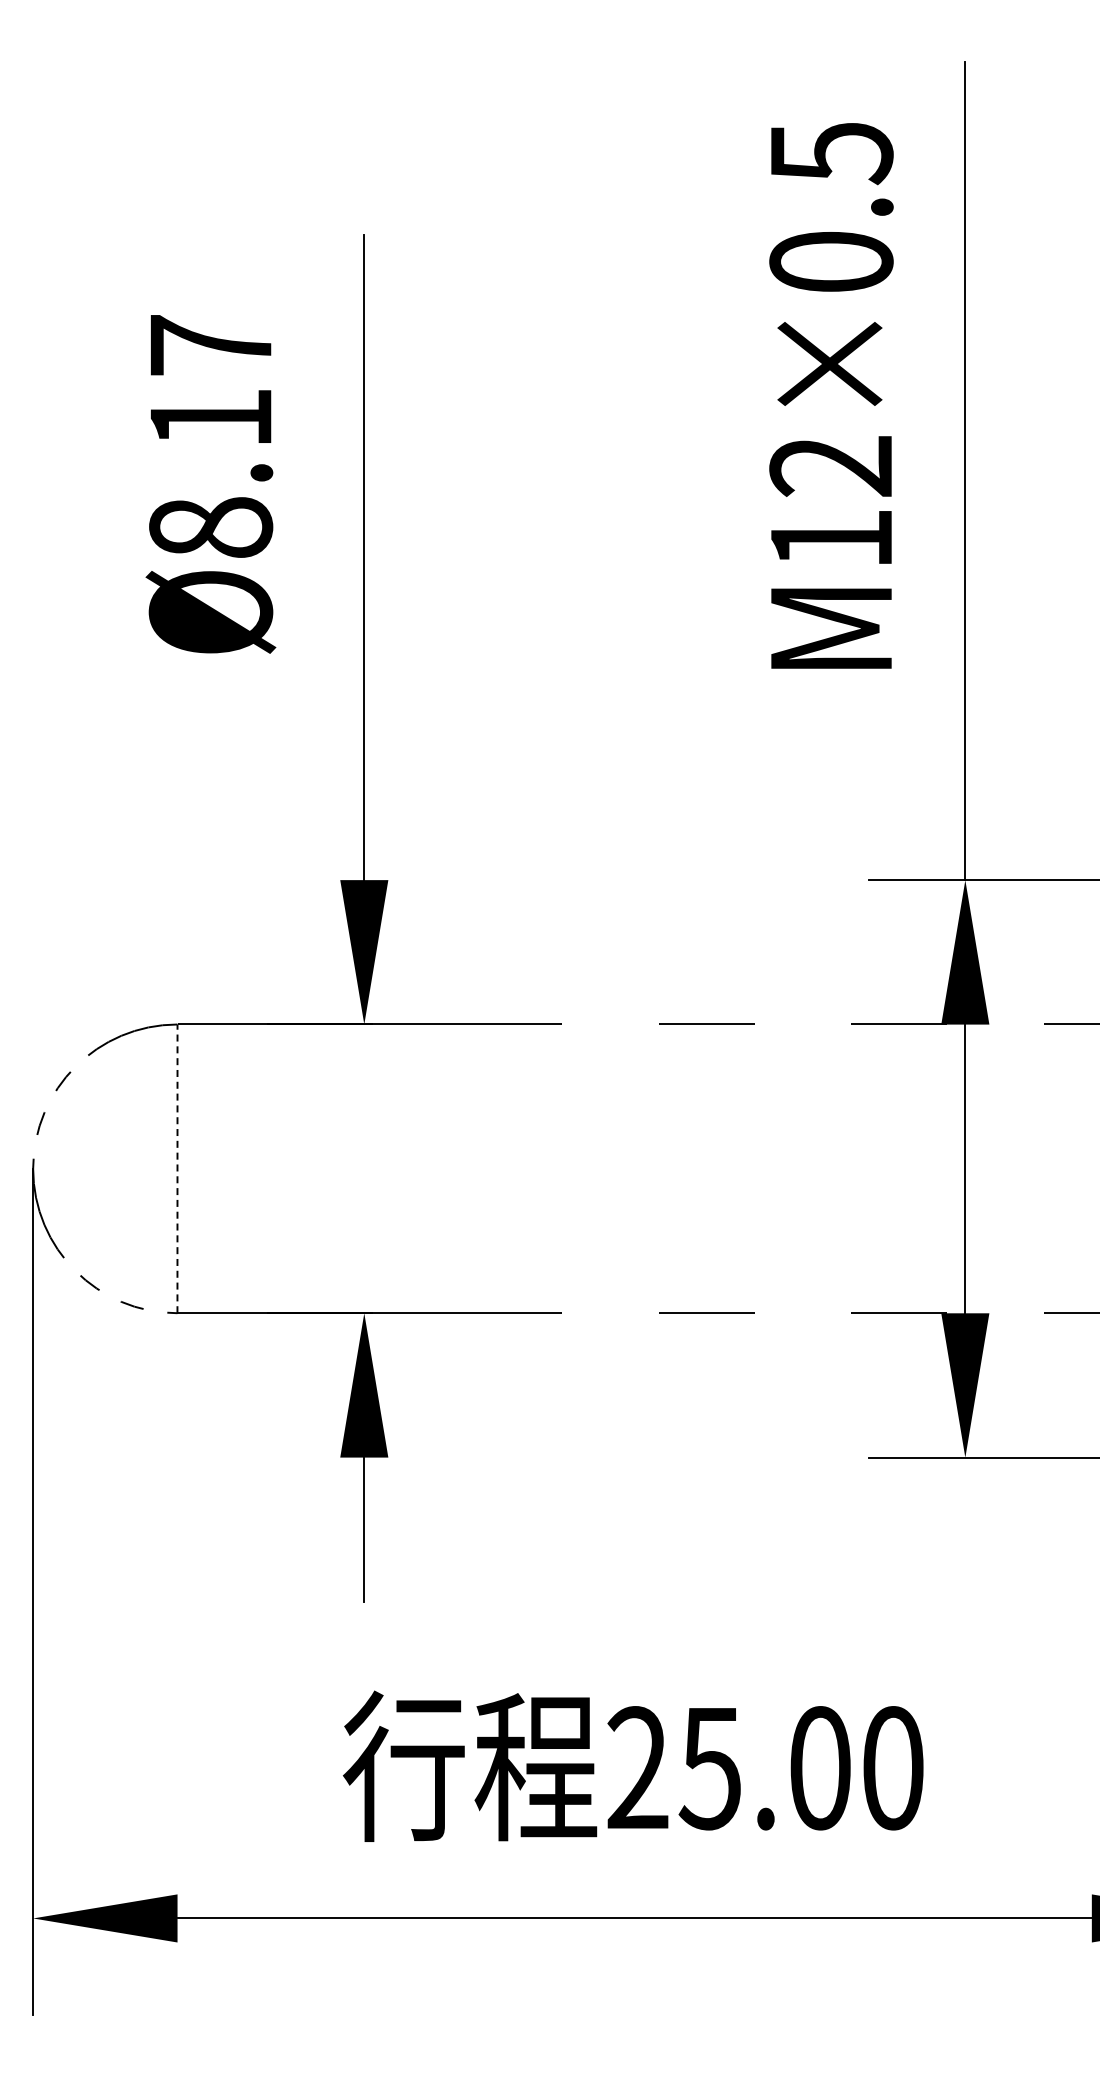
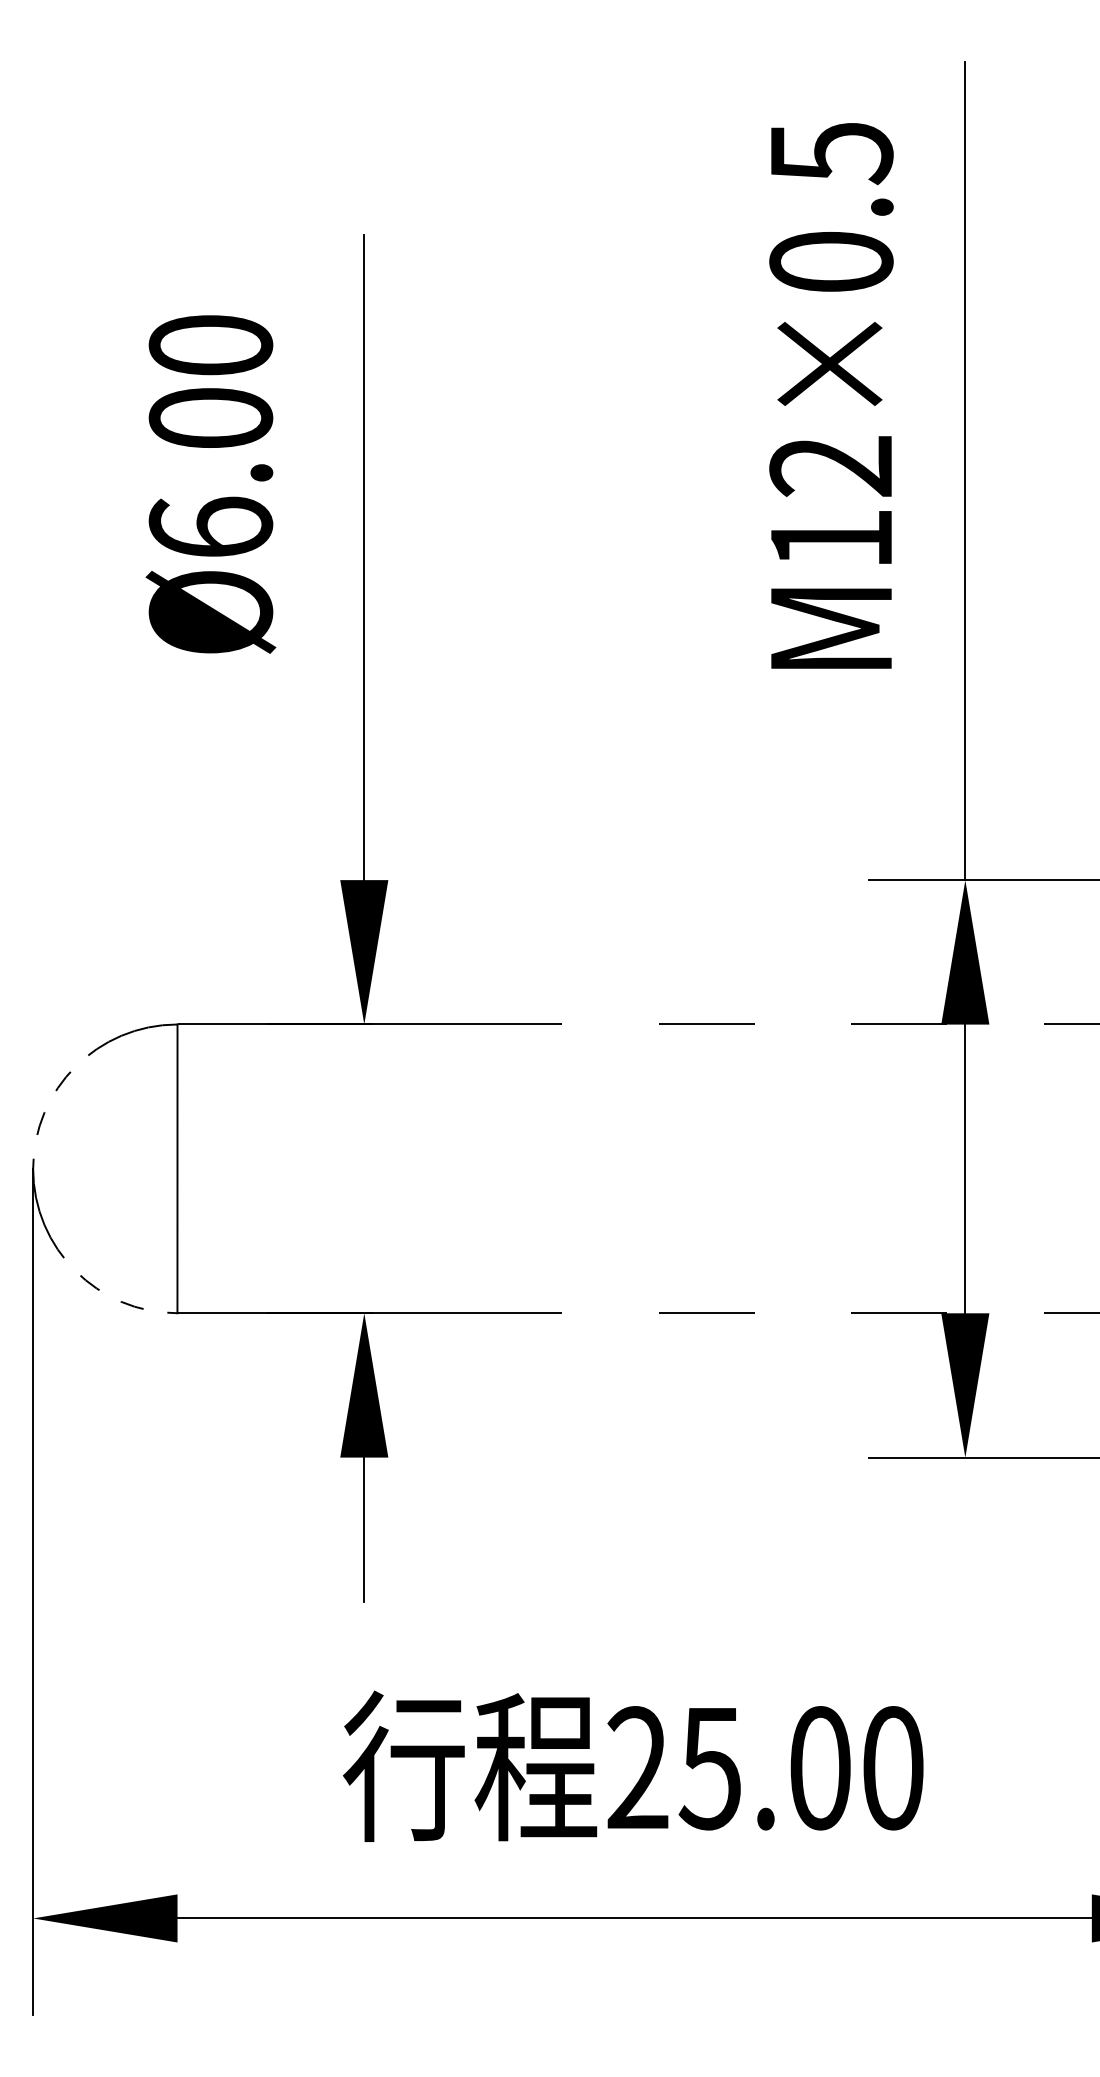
text: Ø8.17 -> Ø6.00 (210, 436)
line: dashed -> solid (177, 1168)
